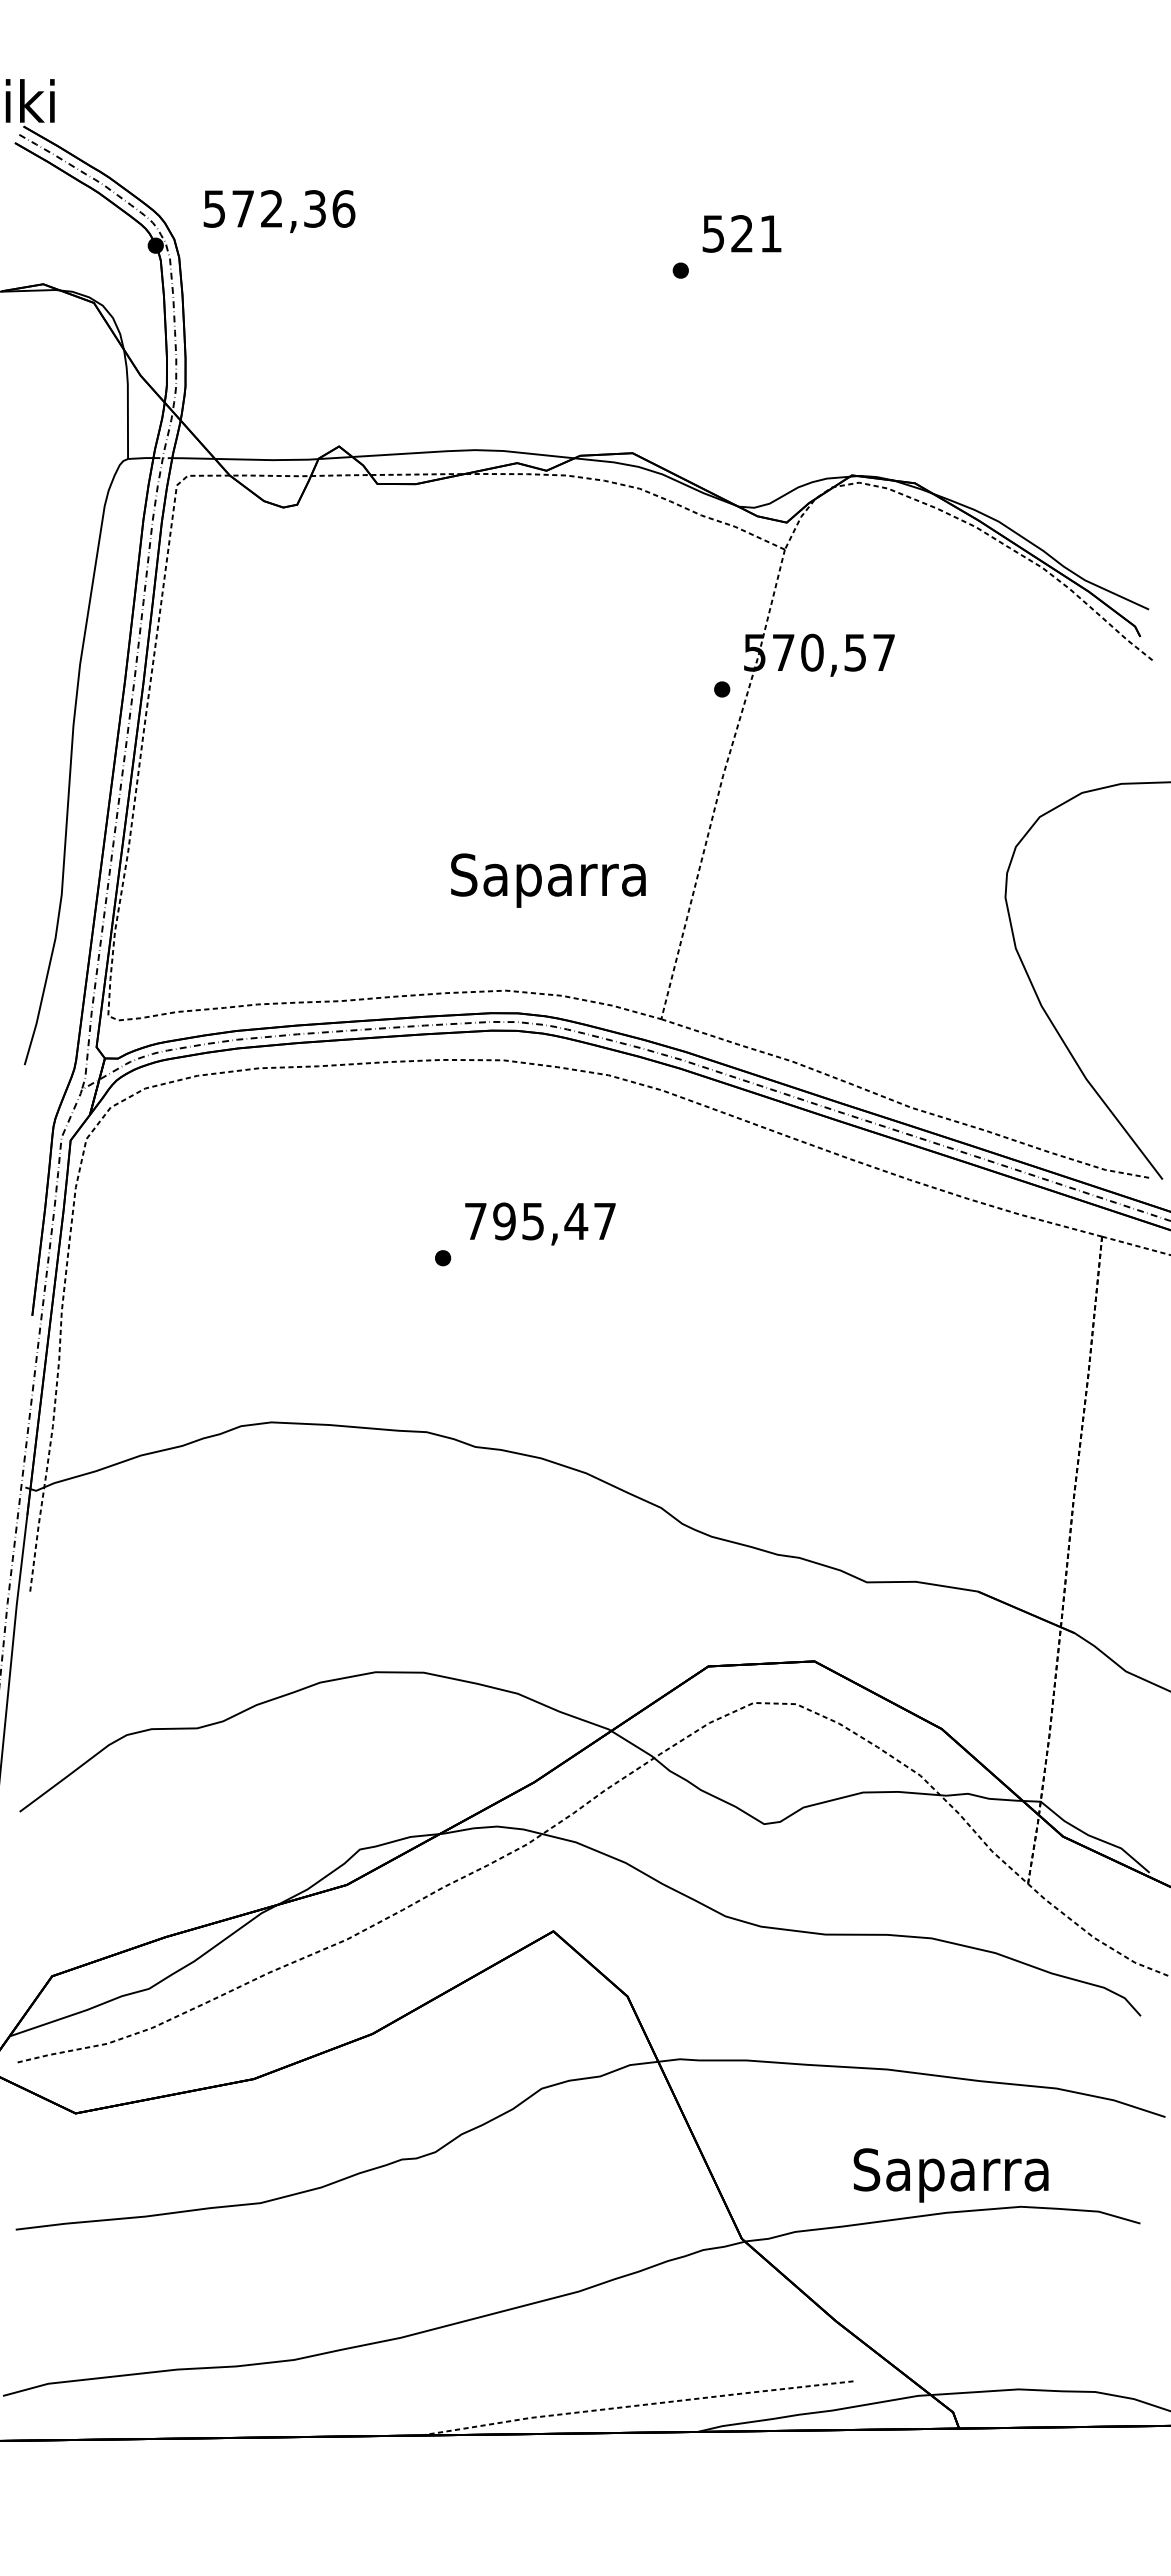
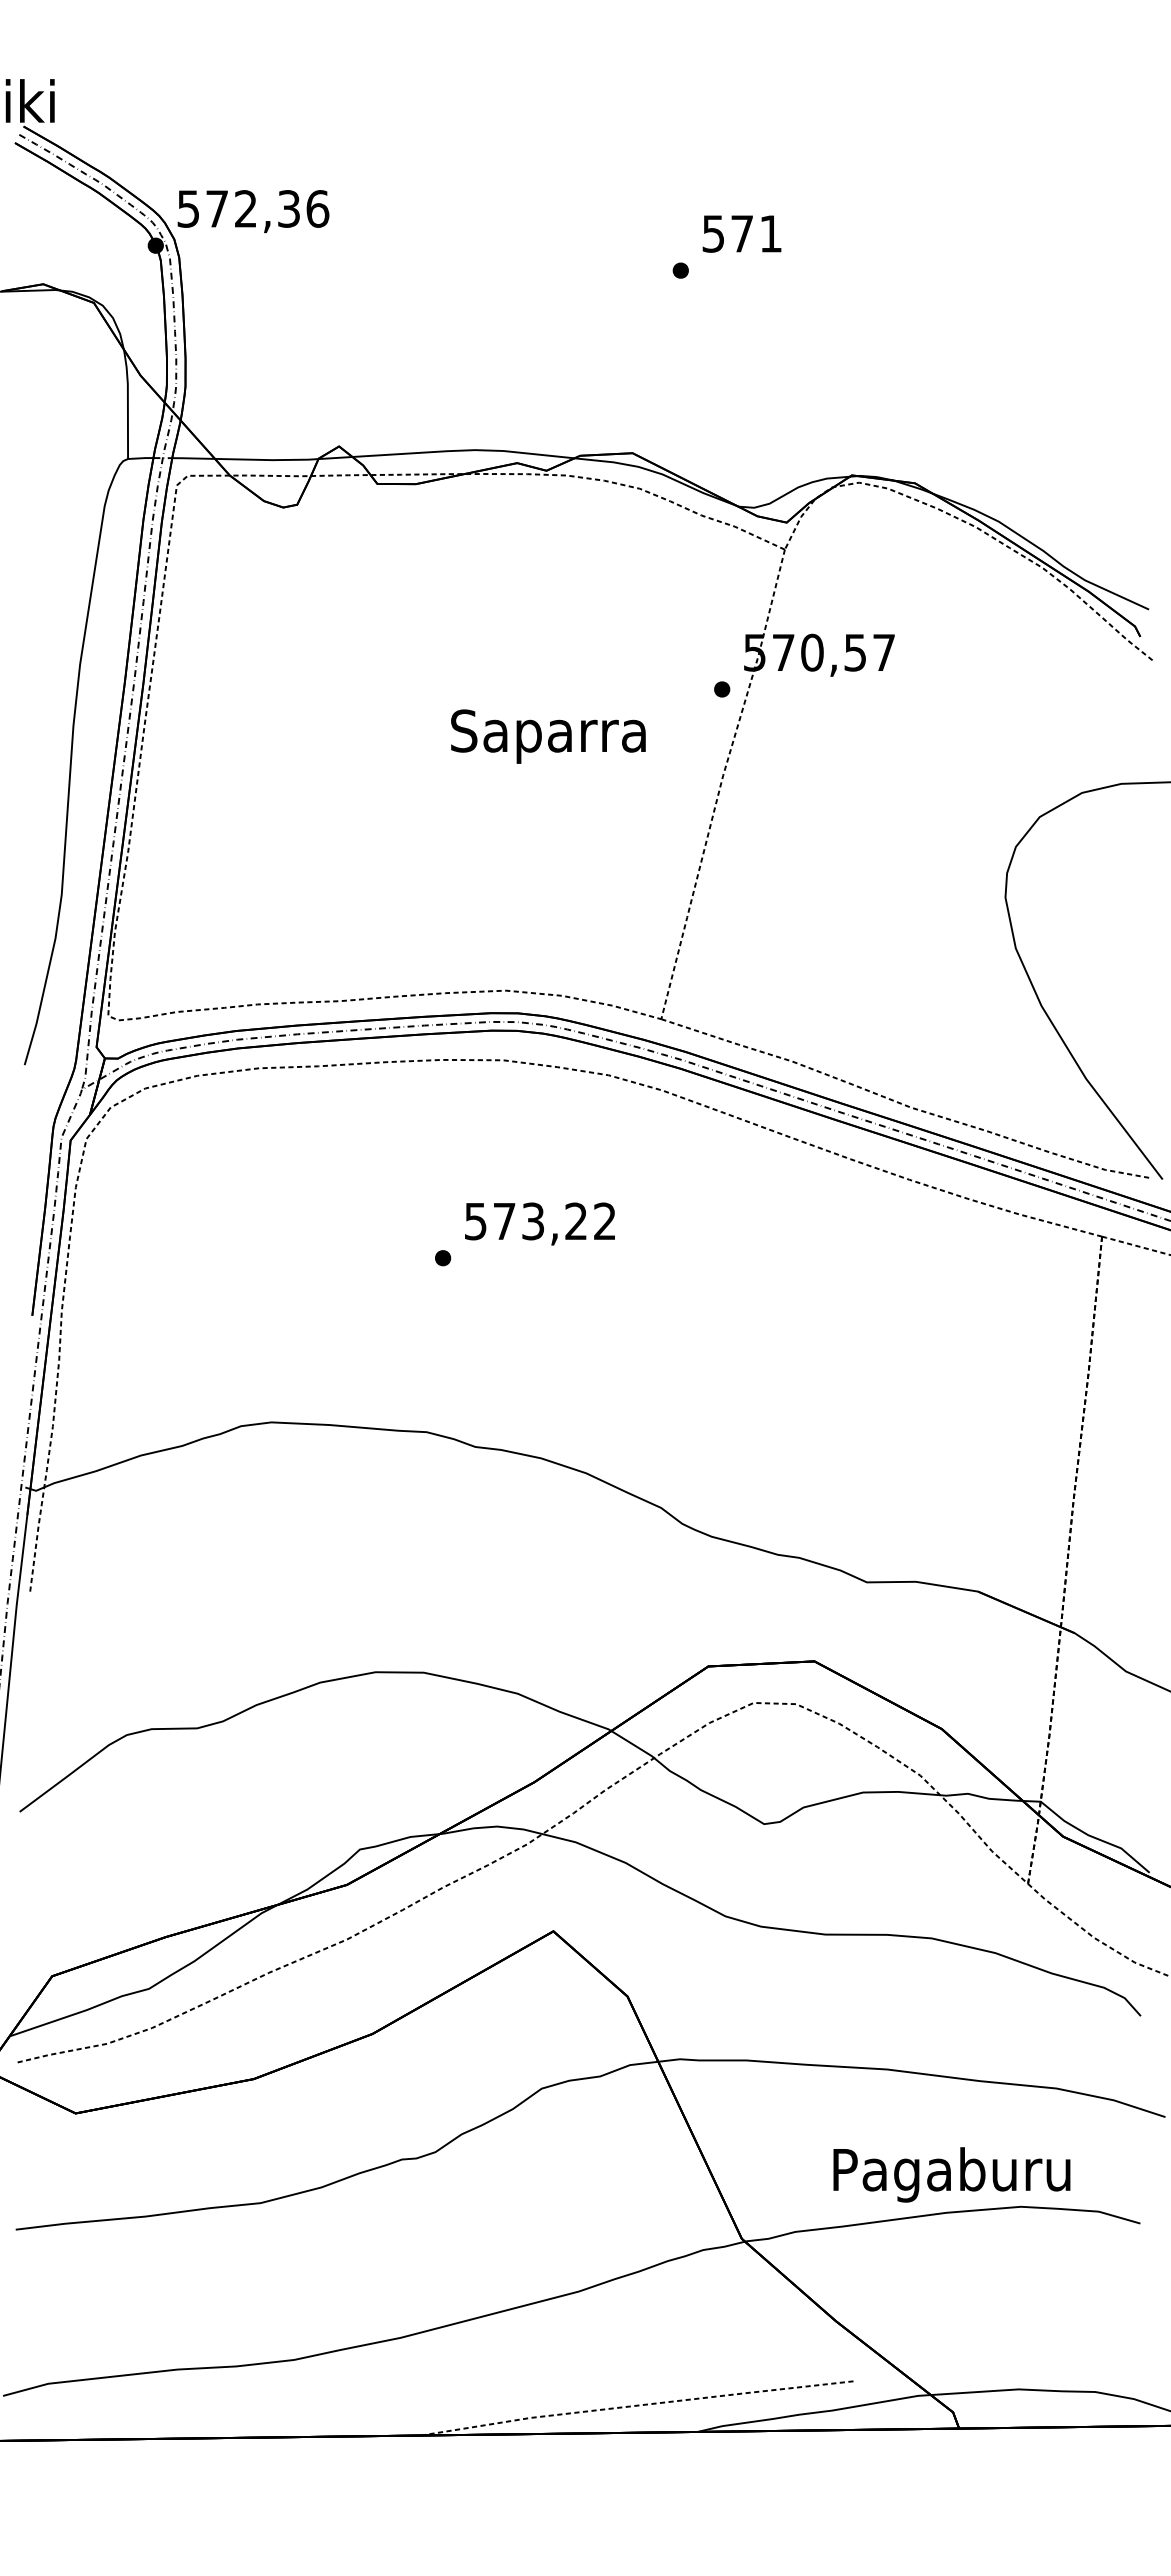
text position: (279, 211) -> (253, 211) (253, 211)
text: 521 -> 571 (741, 233)
text position: (548, 880) -> (548, 736) (548, 736)
text: 795,47 -> 573,22 (540, 1221)
text: Saparra -> Pagaburu (951, 2174)
